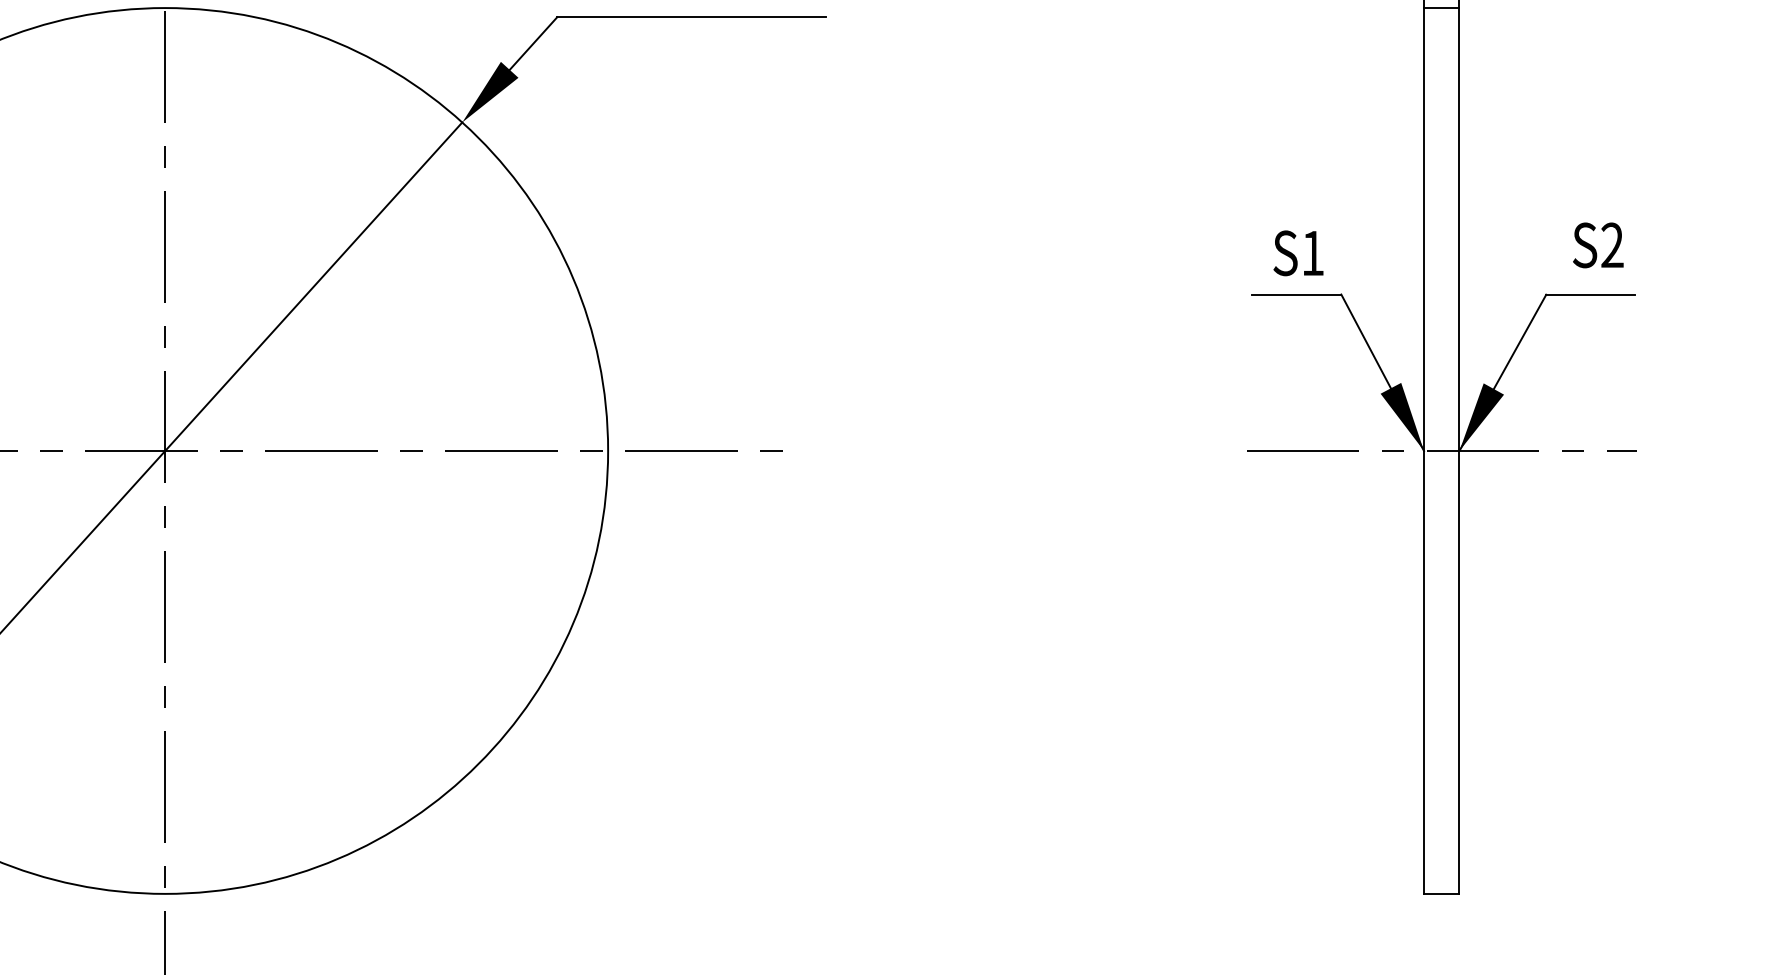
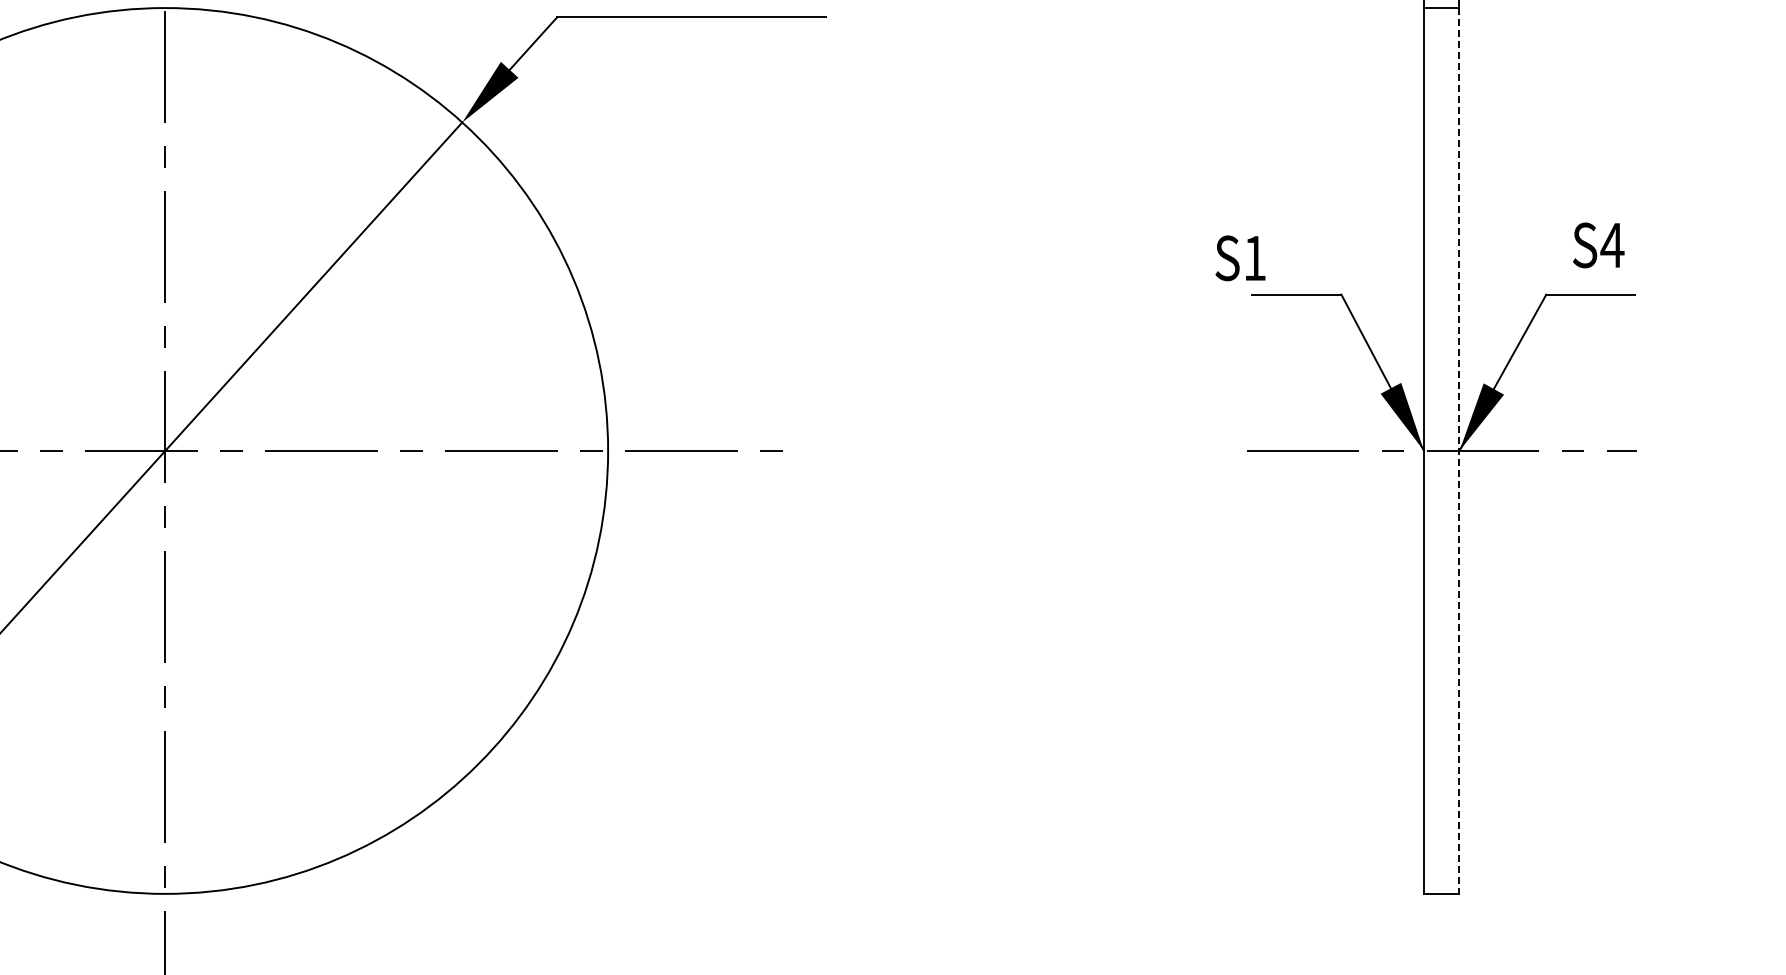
text: S2 -> S4 (1612, 244)
text position: (1298, 253) -> (1240, 258) (1240, 258)
line: solid -> dashed (1459, 450)
